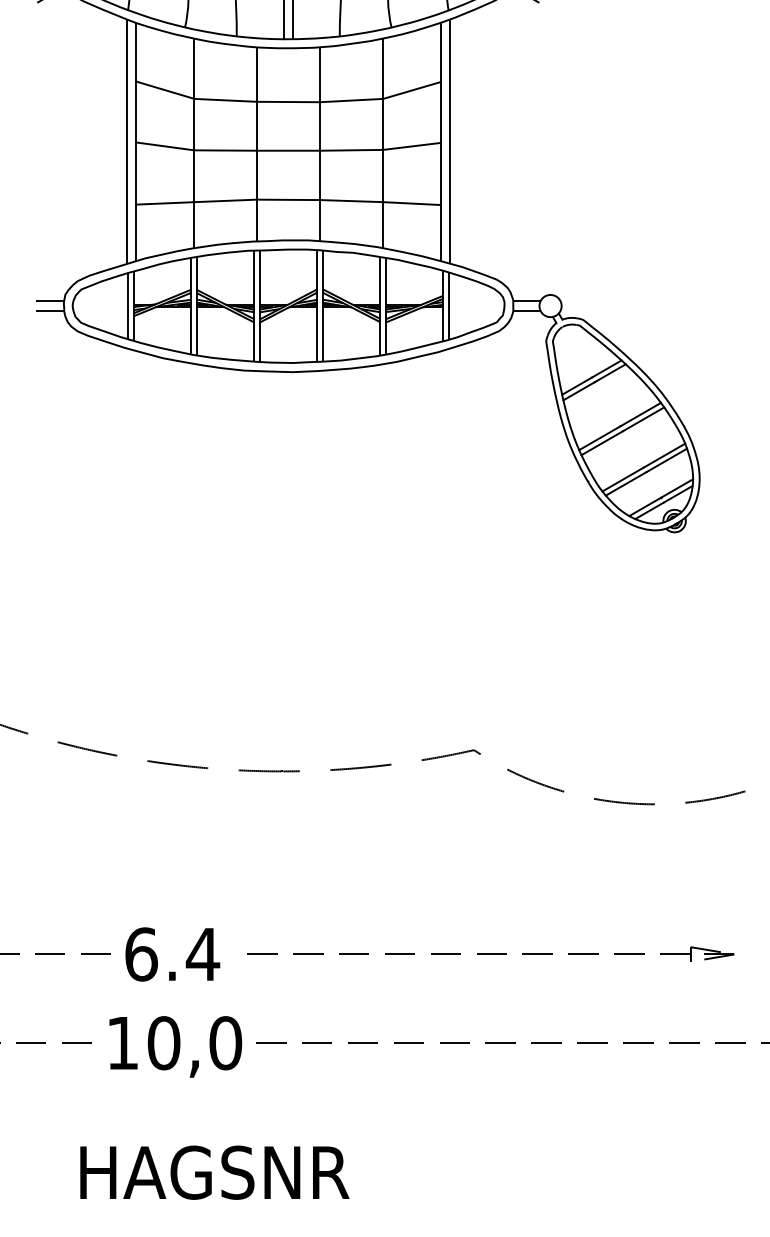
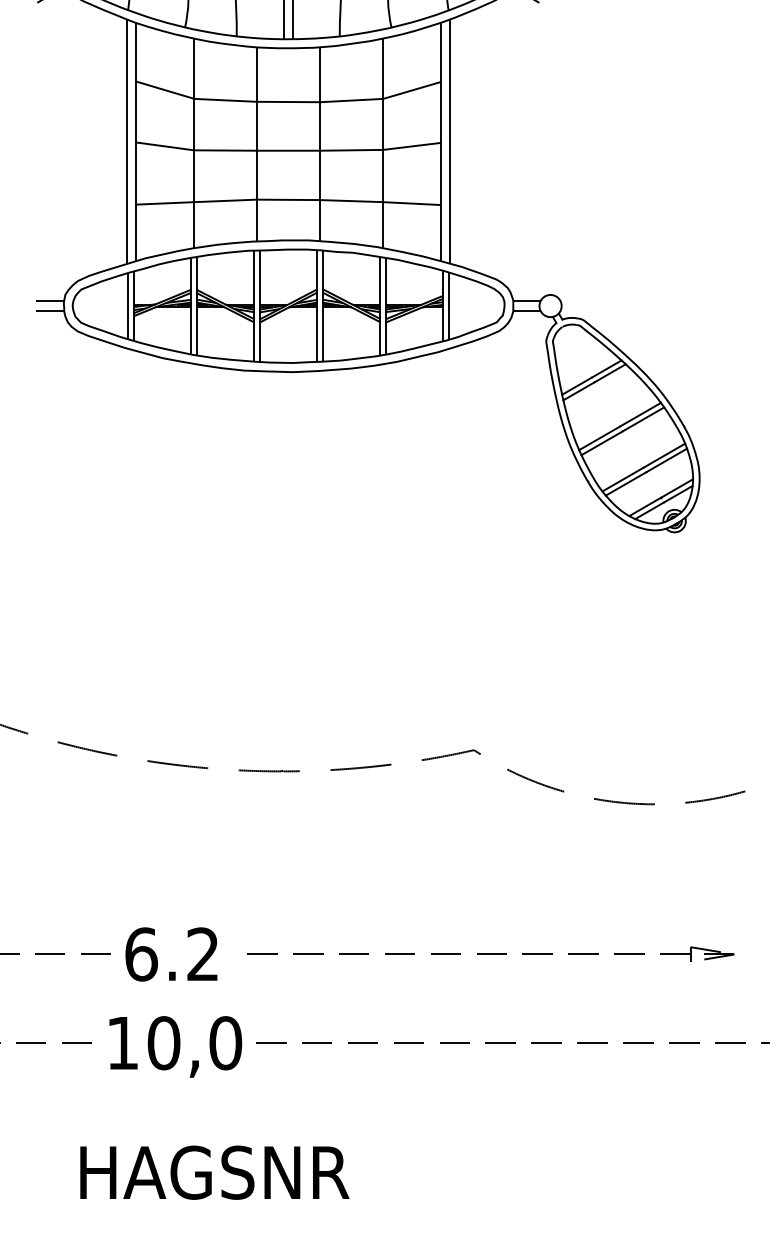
text: 6.4 -> 6.2 (202, 953)
